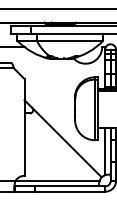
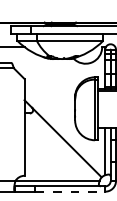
line: present -> none (57, 9)
line: solid -> dashed (70, 191)
